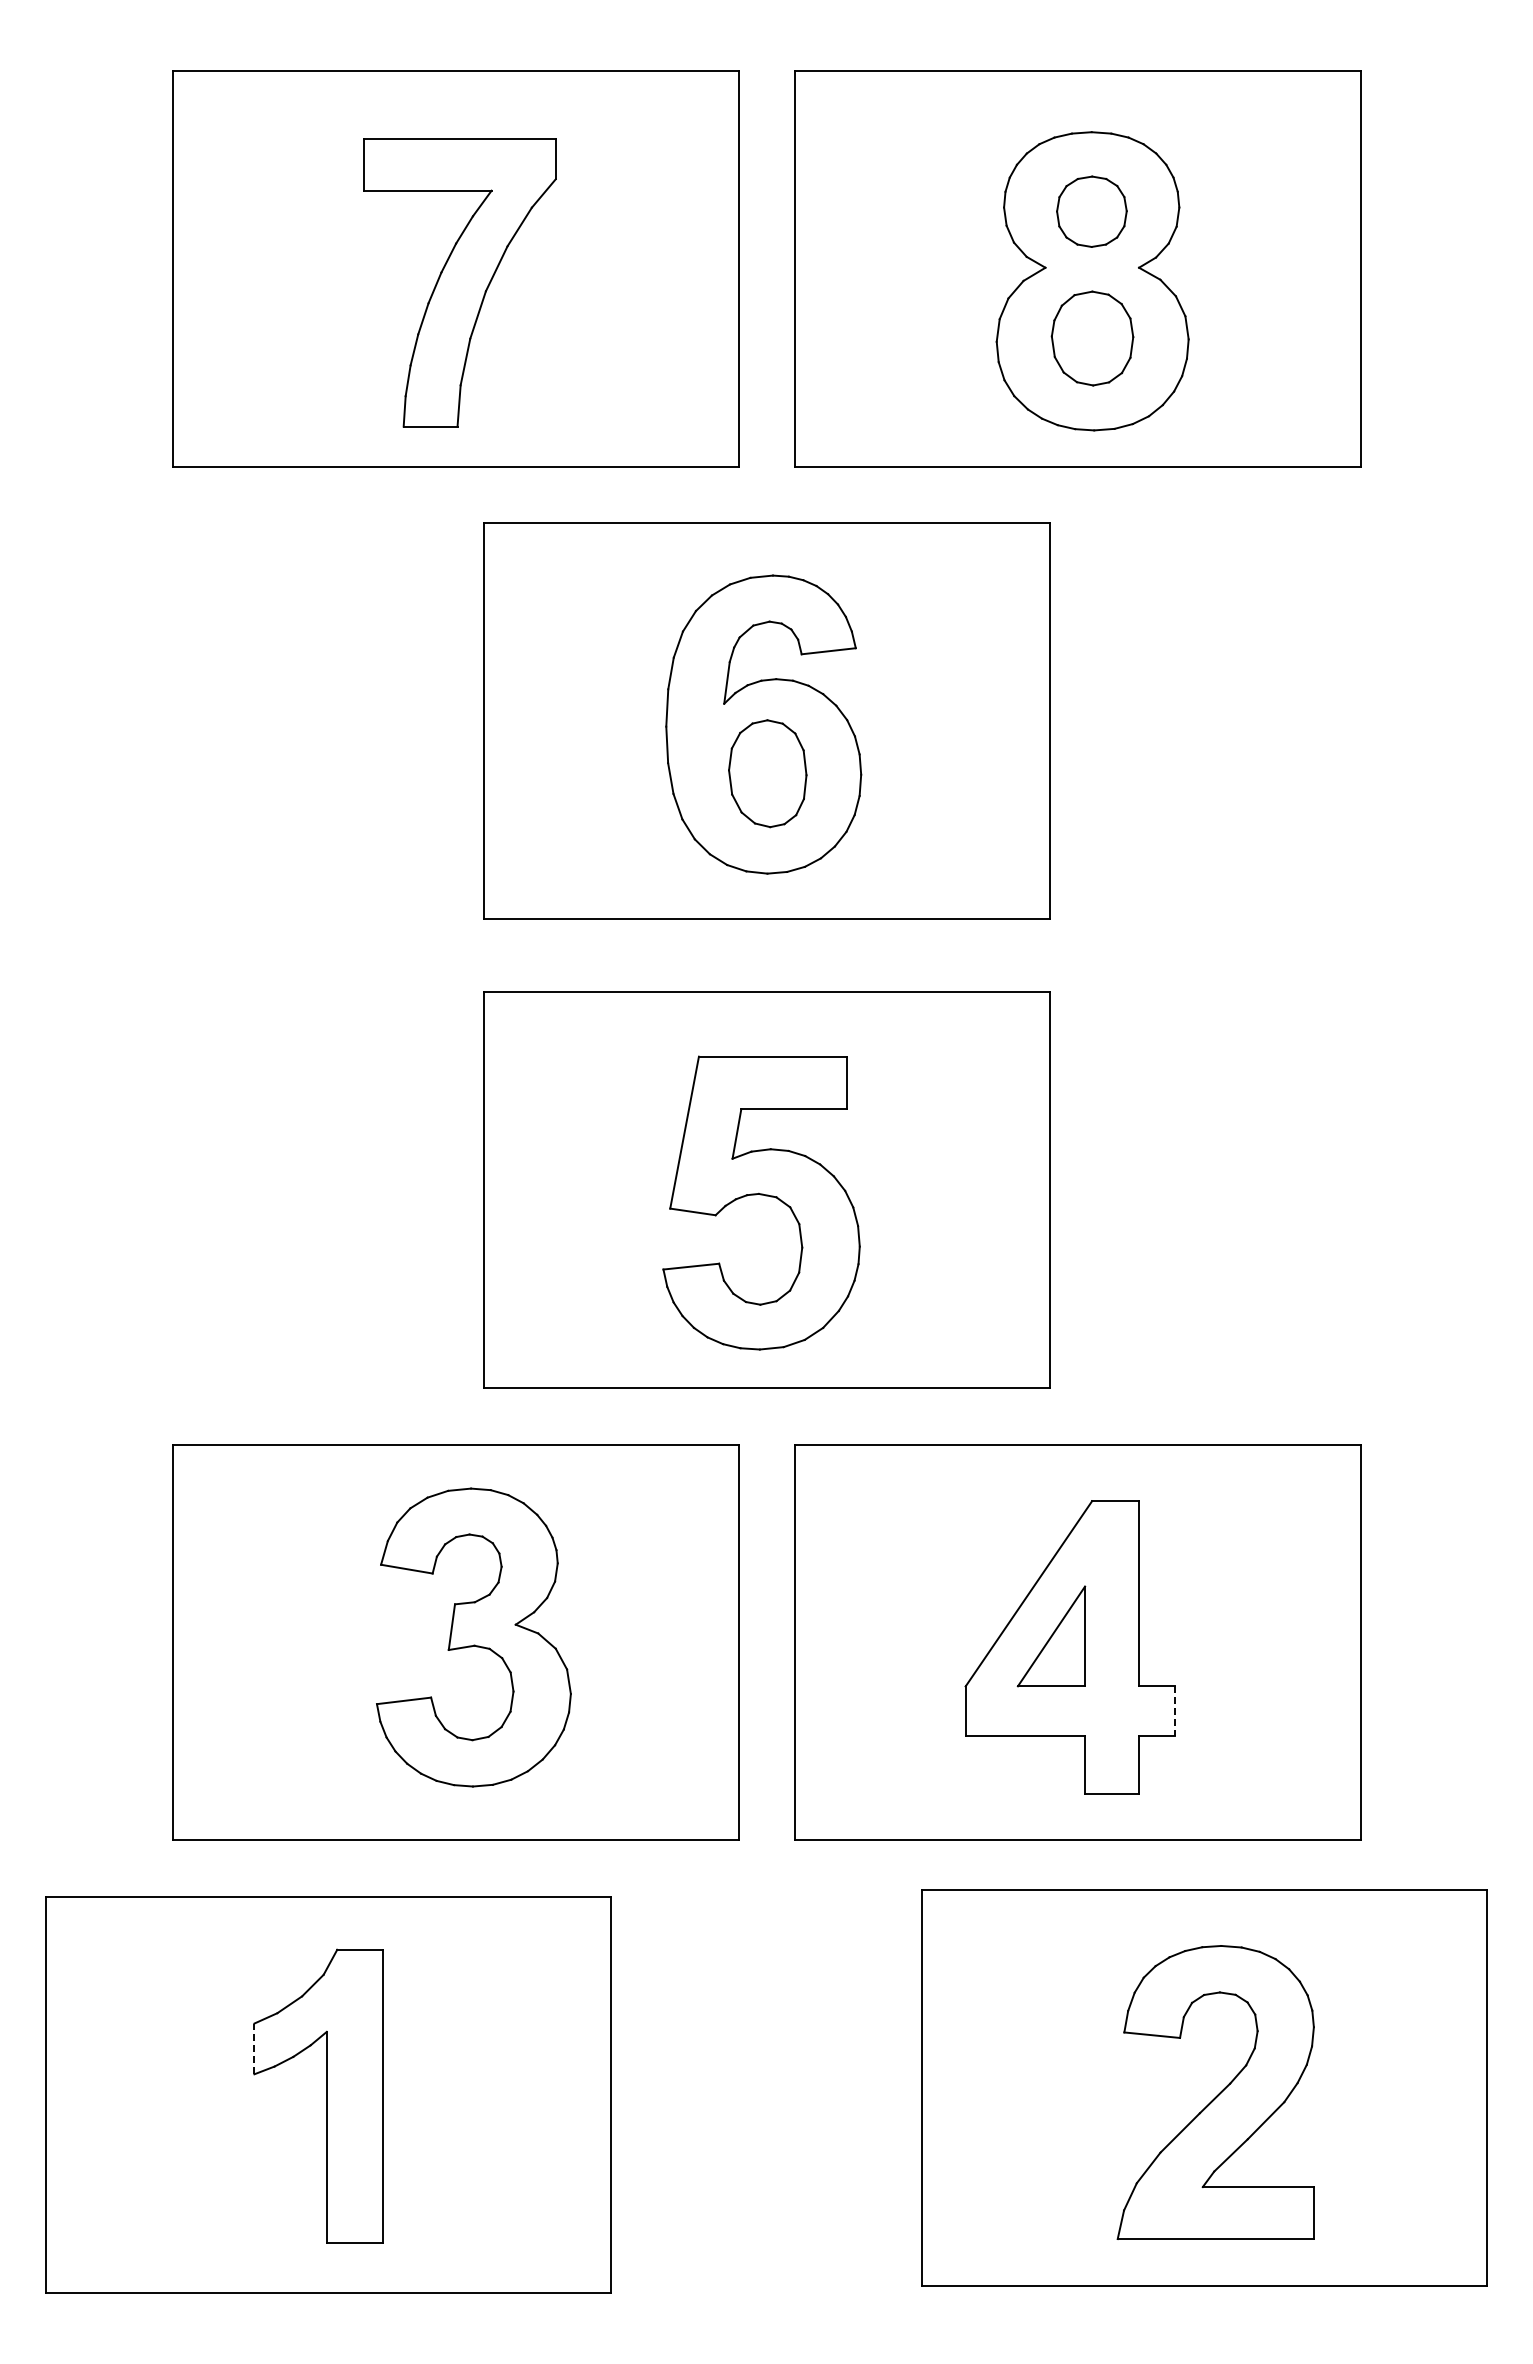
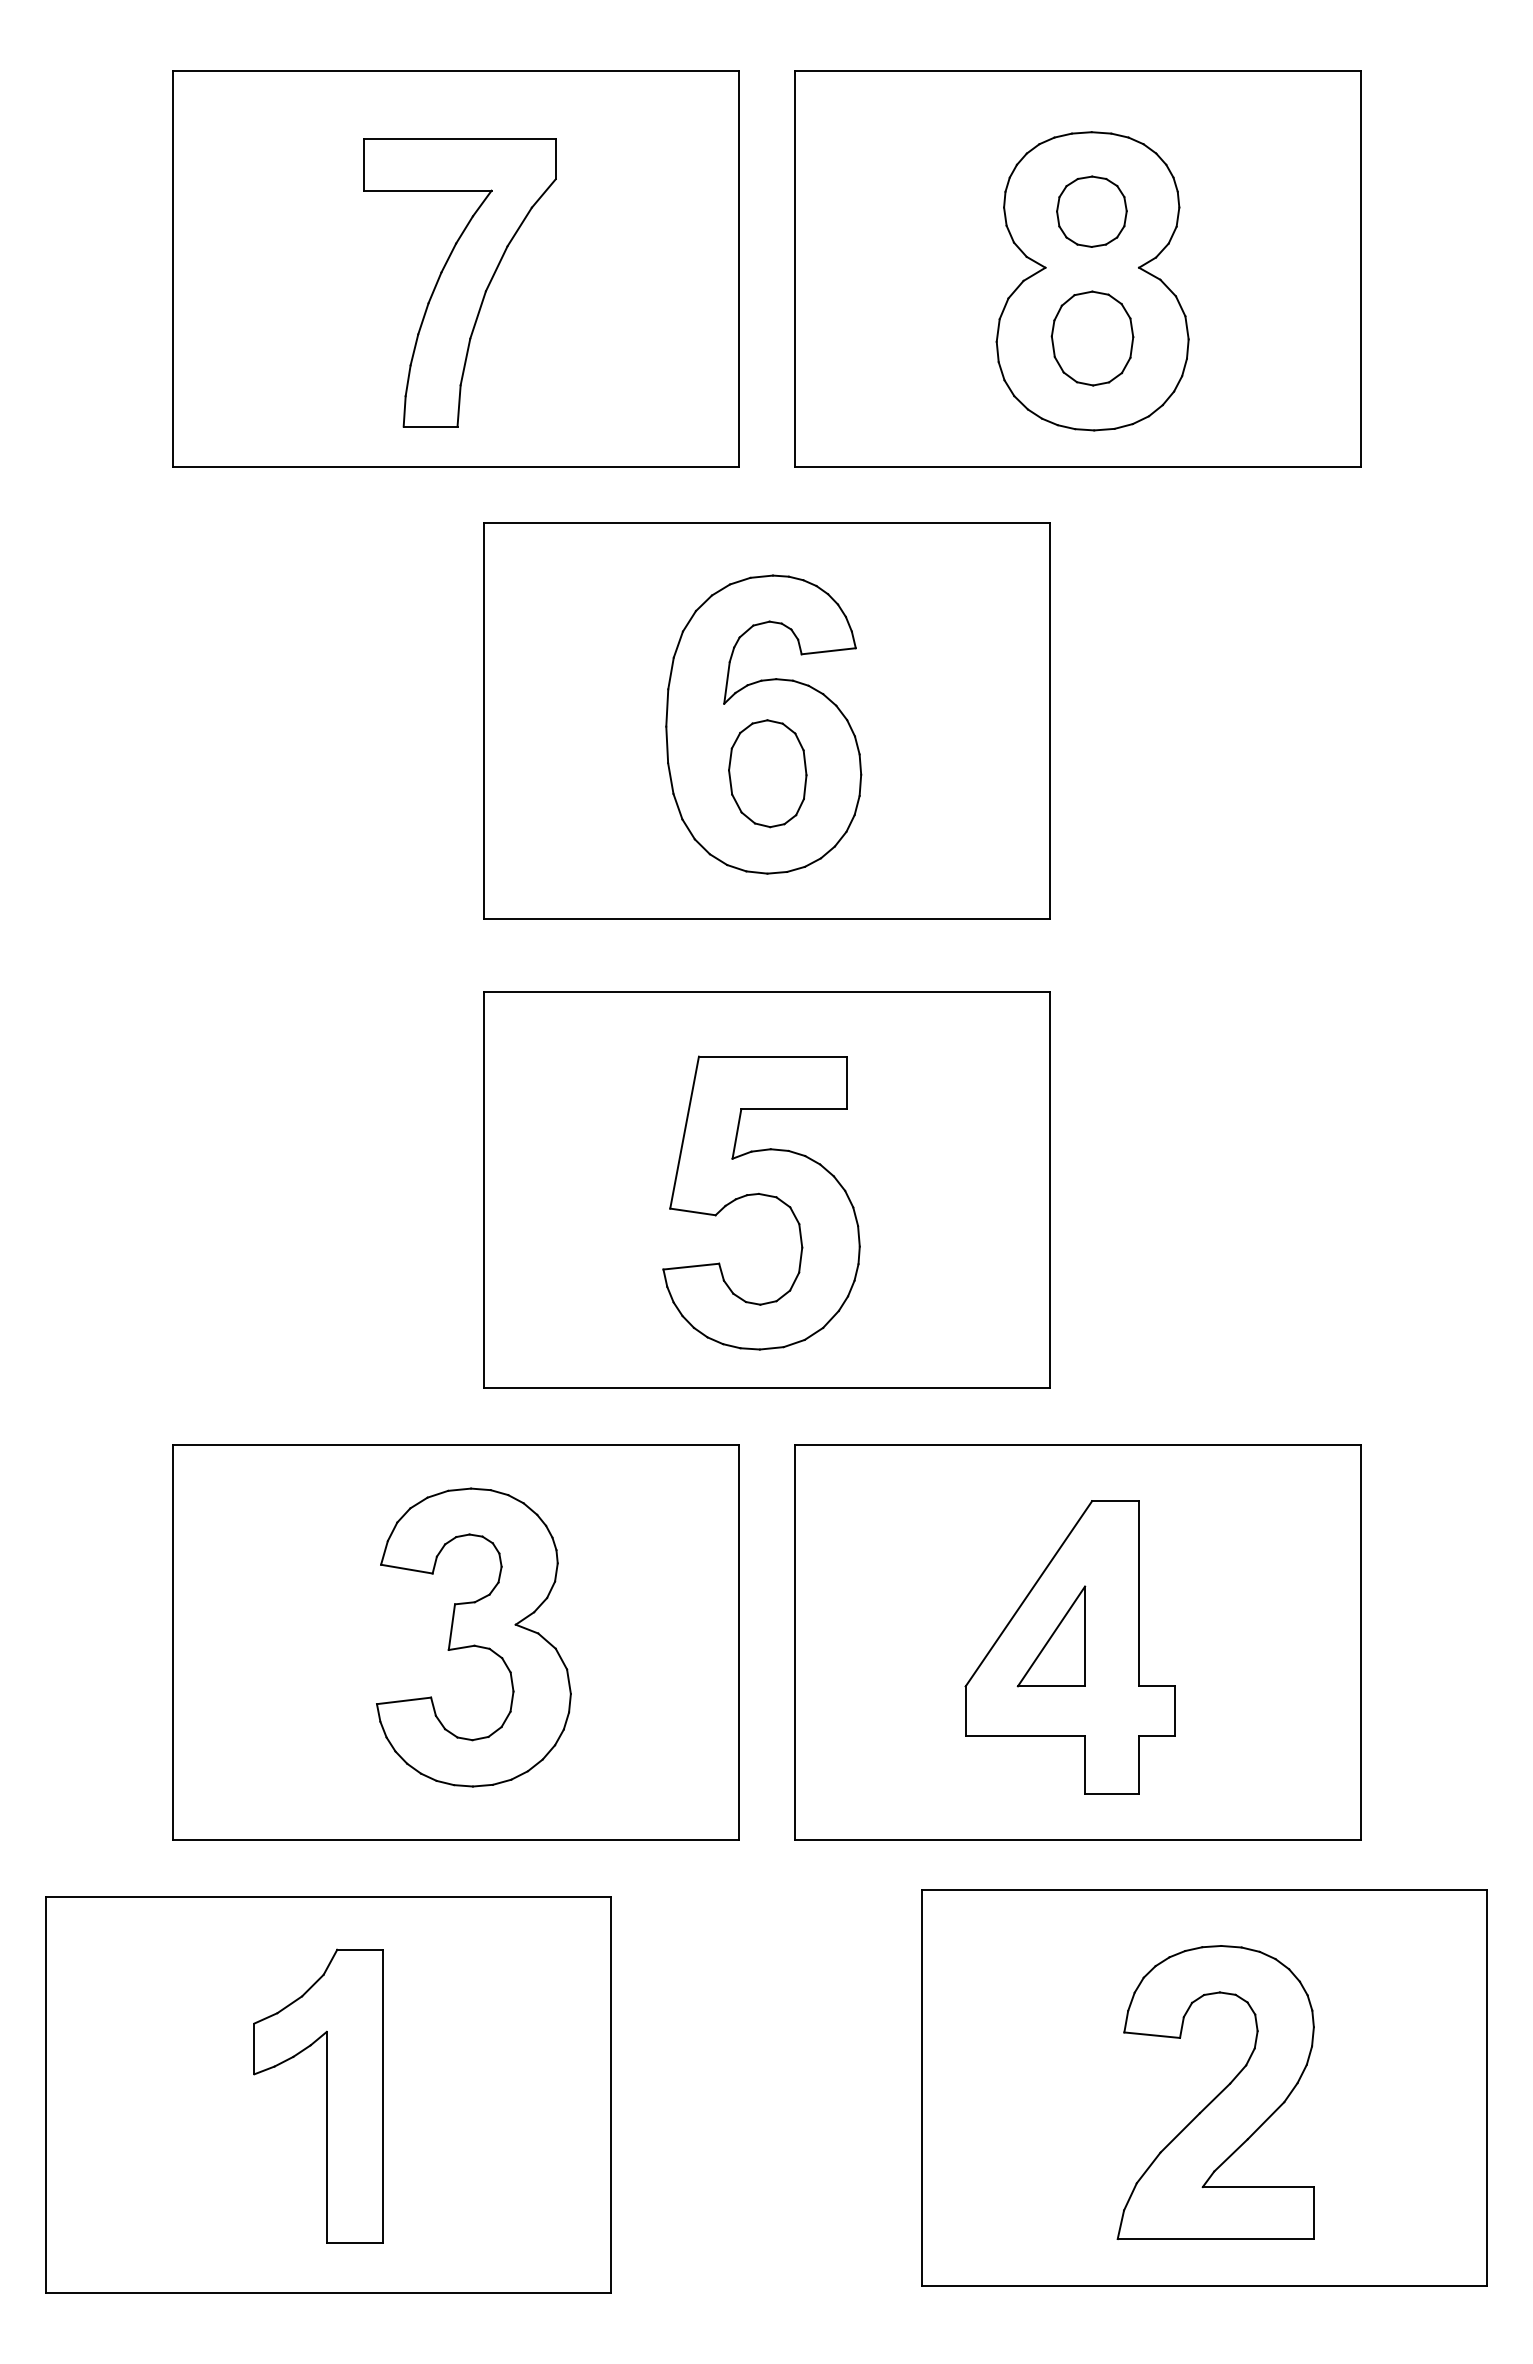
line: dashed -> solid (1175, 1710)
line: dashed -> solid (254, 2048)
